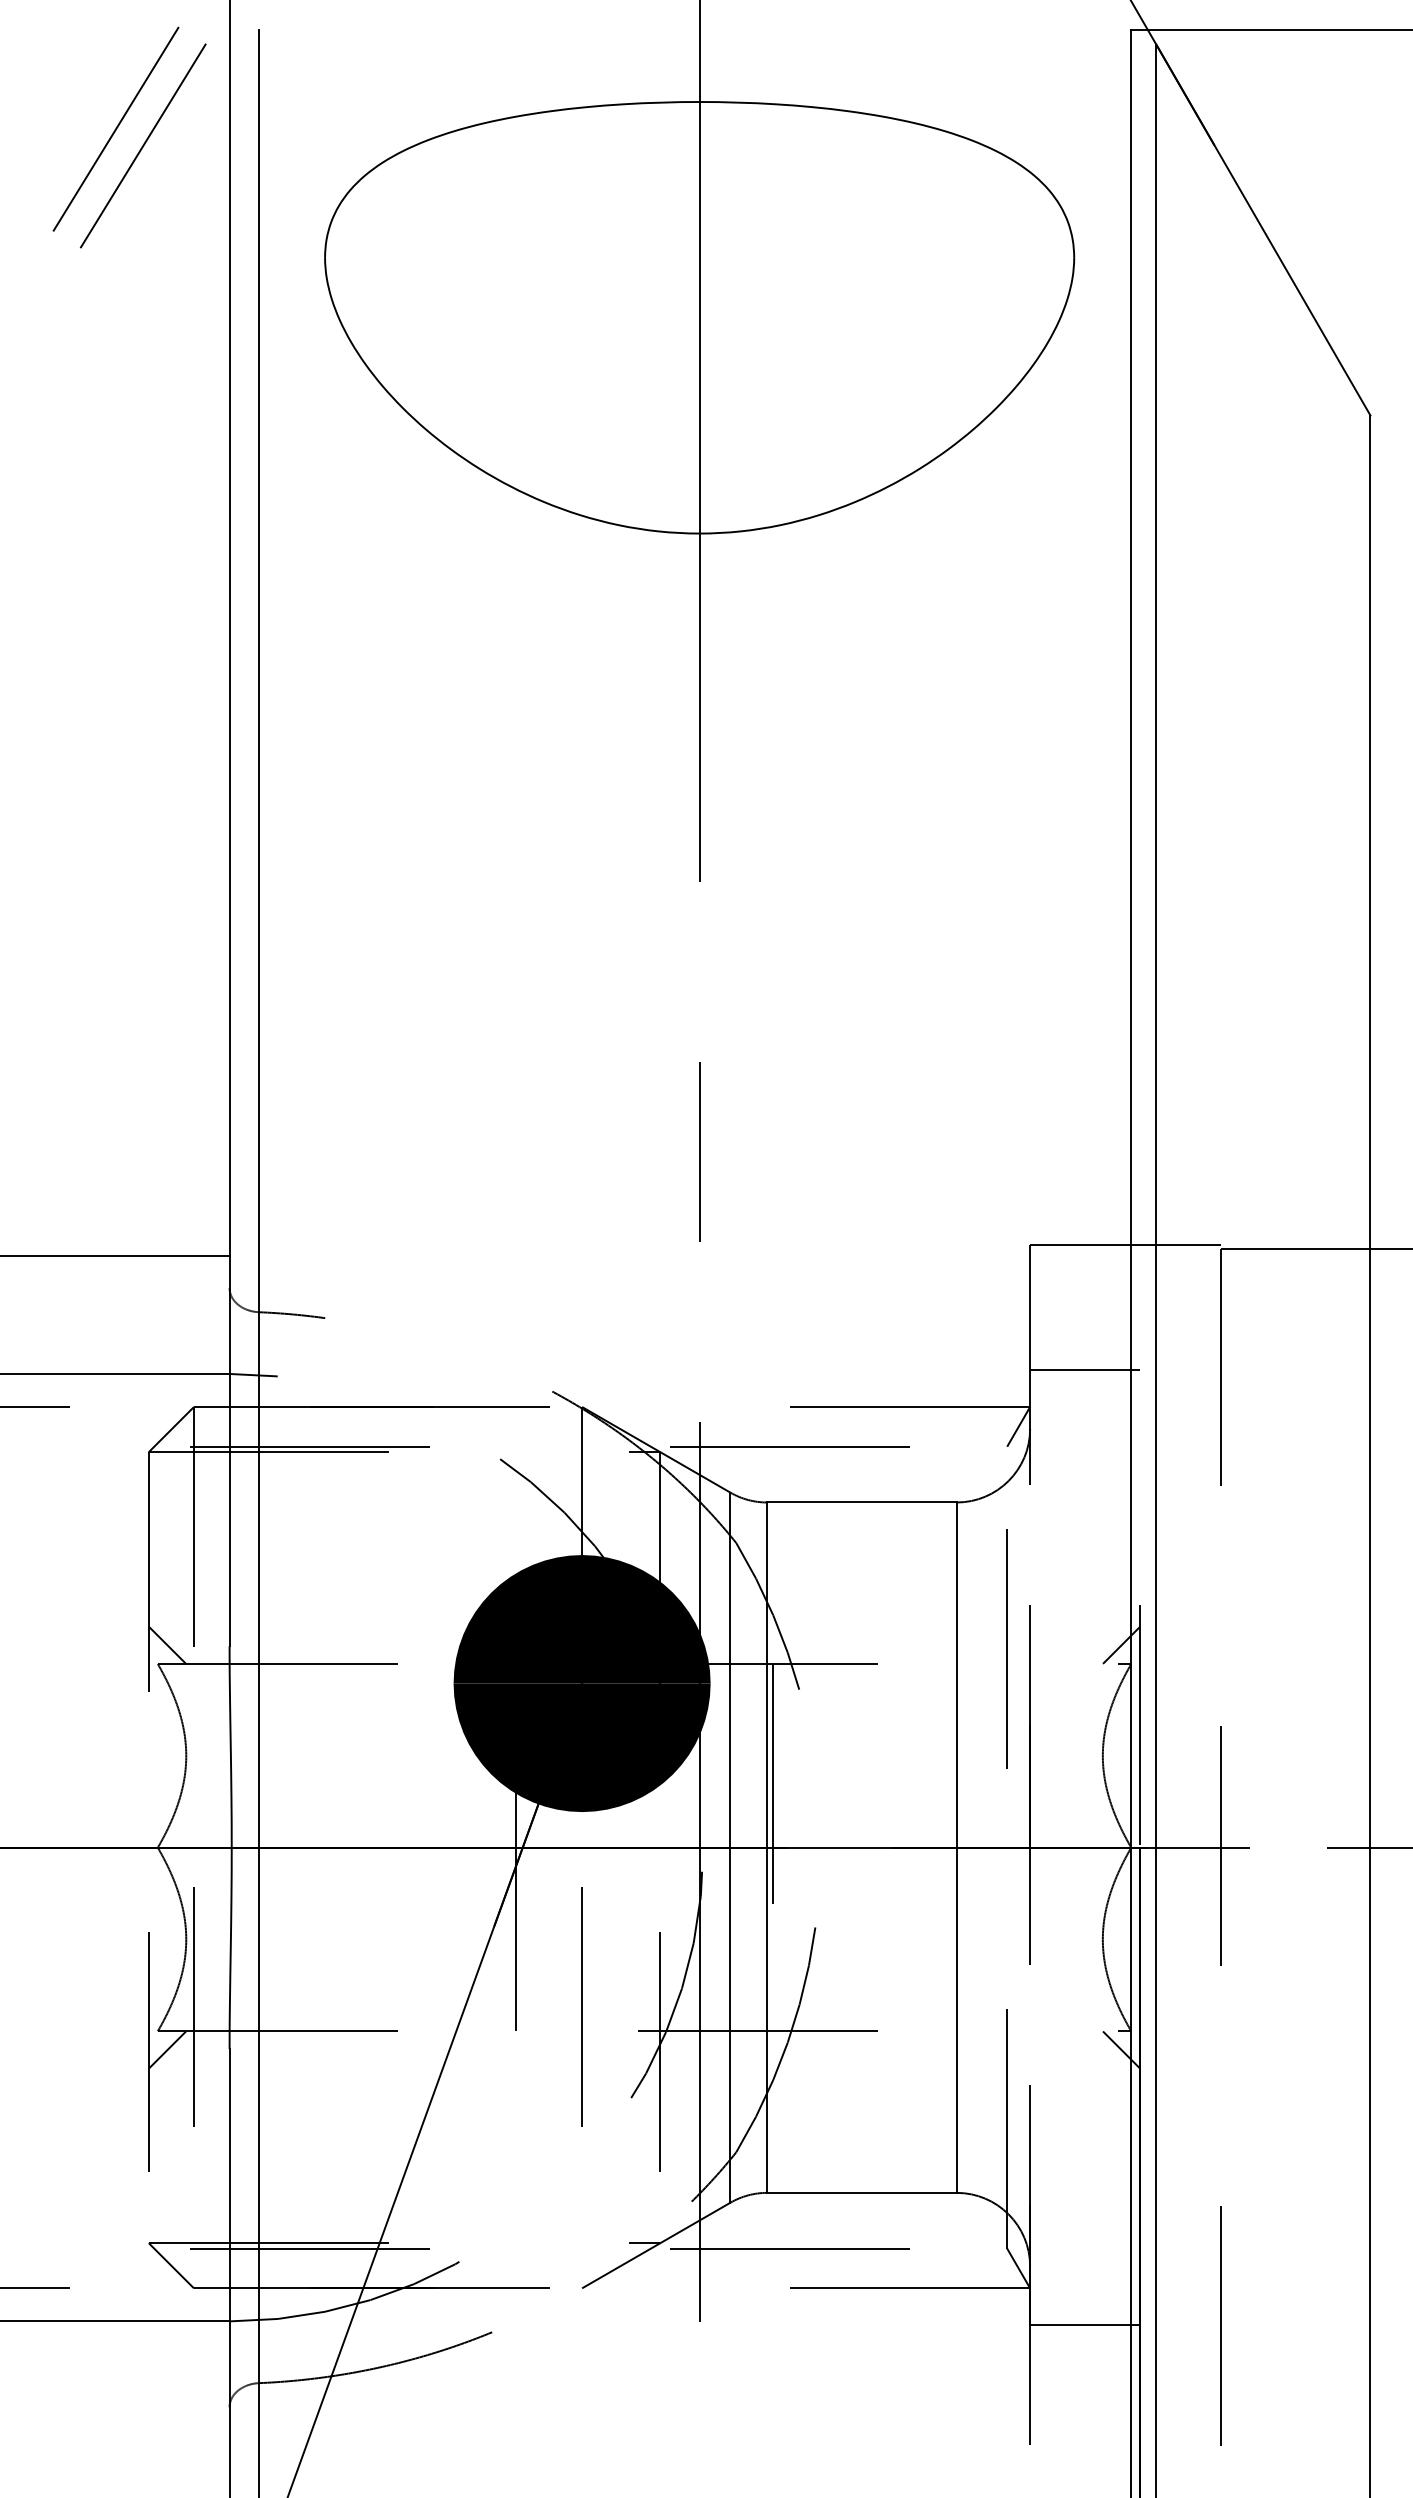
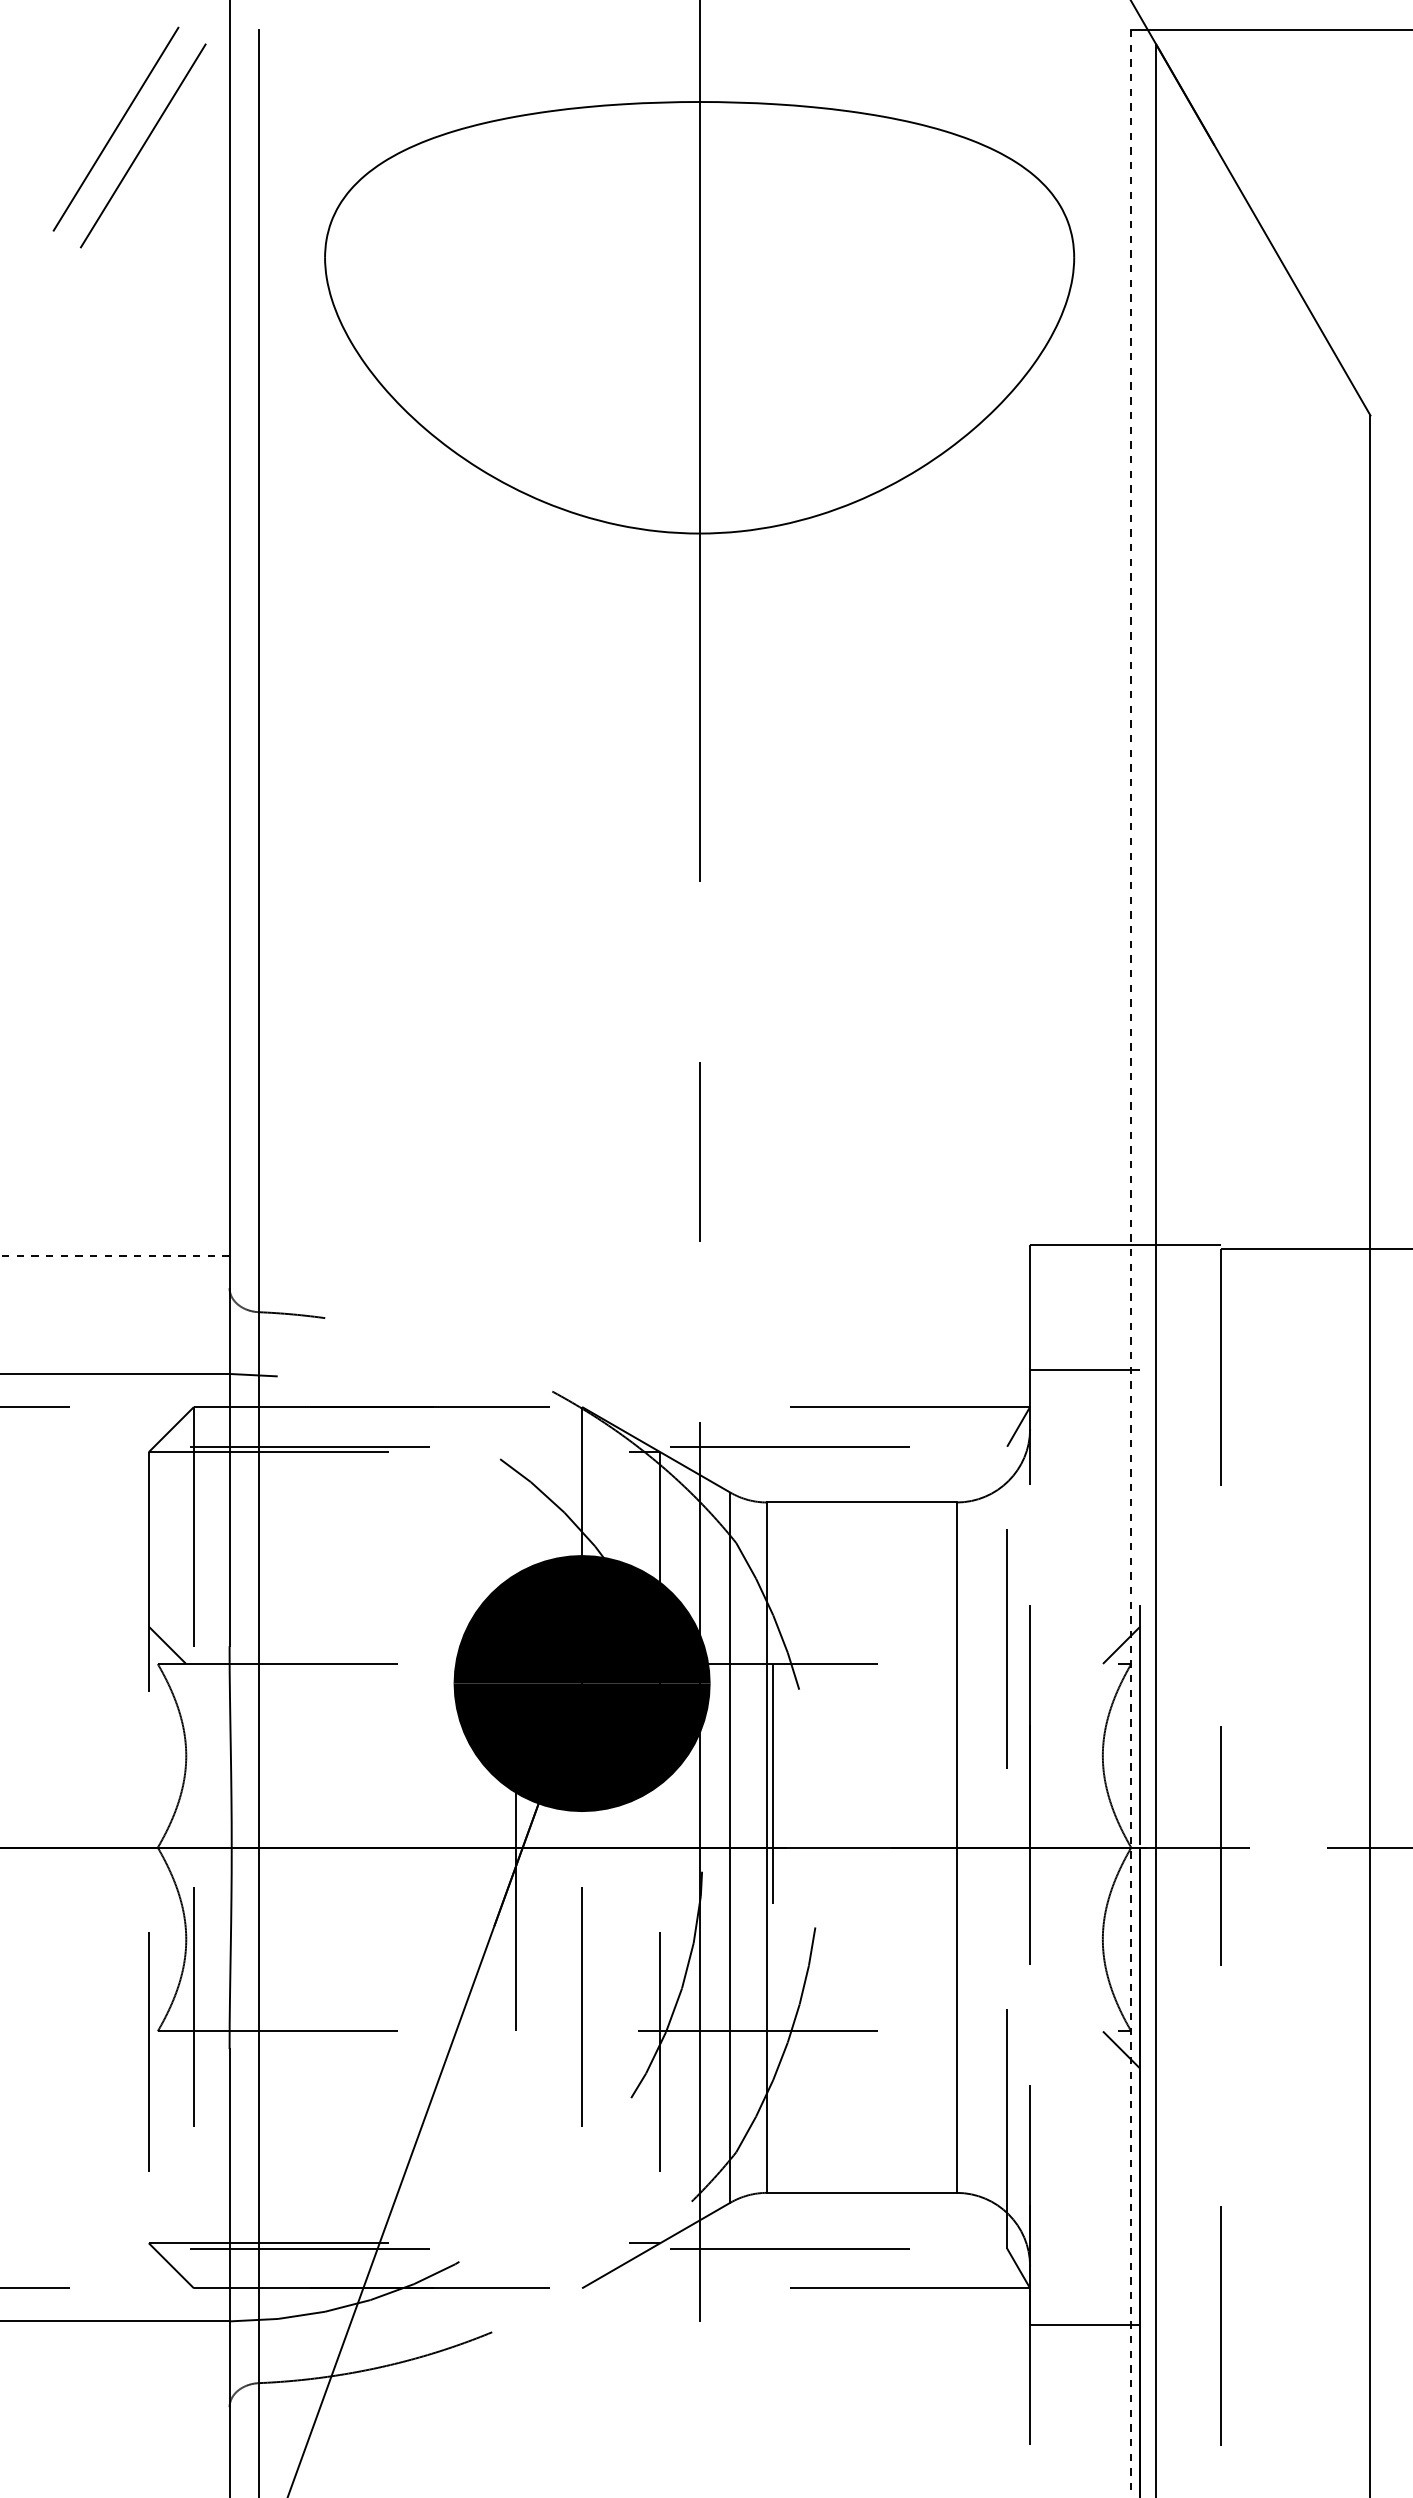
line: solid -> dashed (115, 1256)
line: solid -> dashed (1130, 1263)
line: present -> none (167, 2049)
